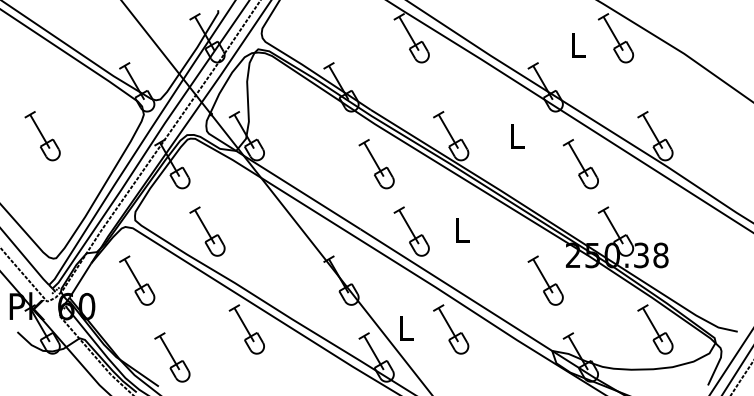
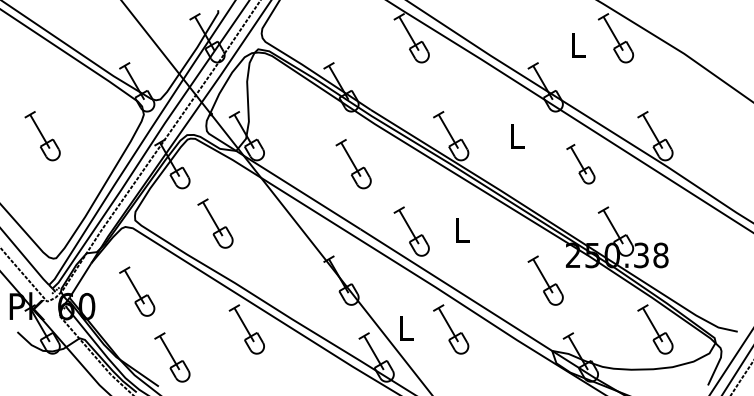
part position: (376, 164) -> (353, 164) (353, 164)
part size: 37x51 px -> 30x41 px (580, 164)
part position: (207, 231) -> (215, 223) (215, 223)
part position: (137, 280) -> (137, 291) (137, 291)
